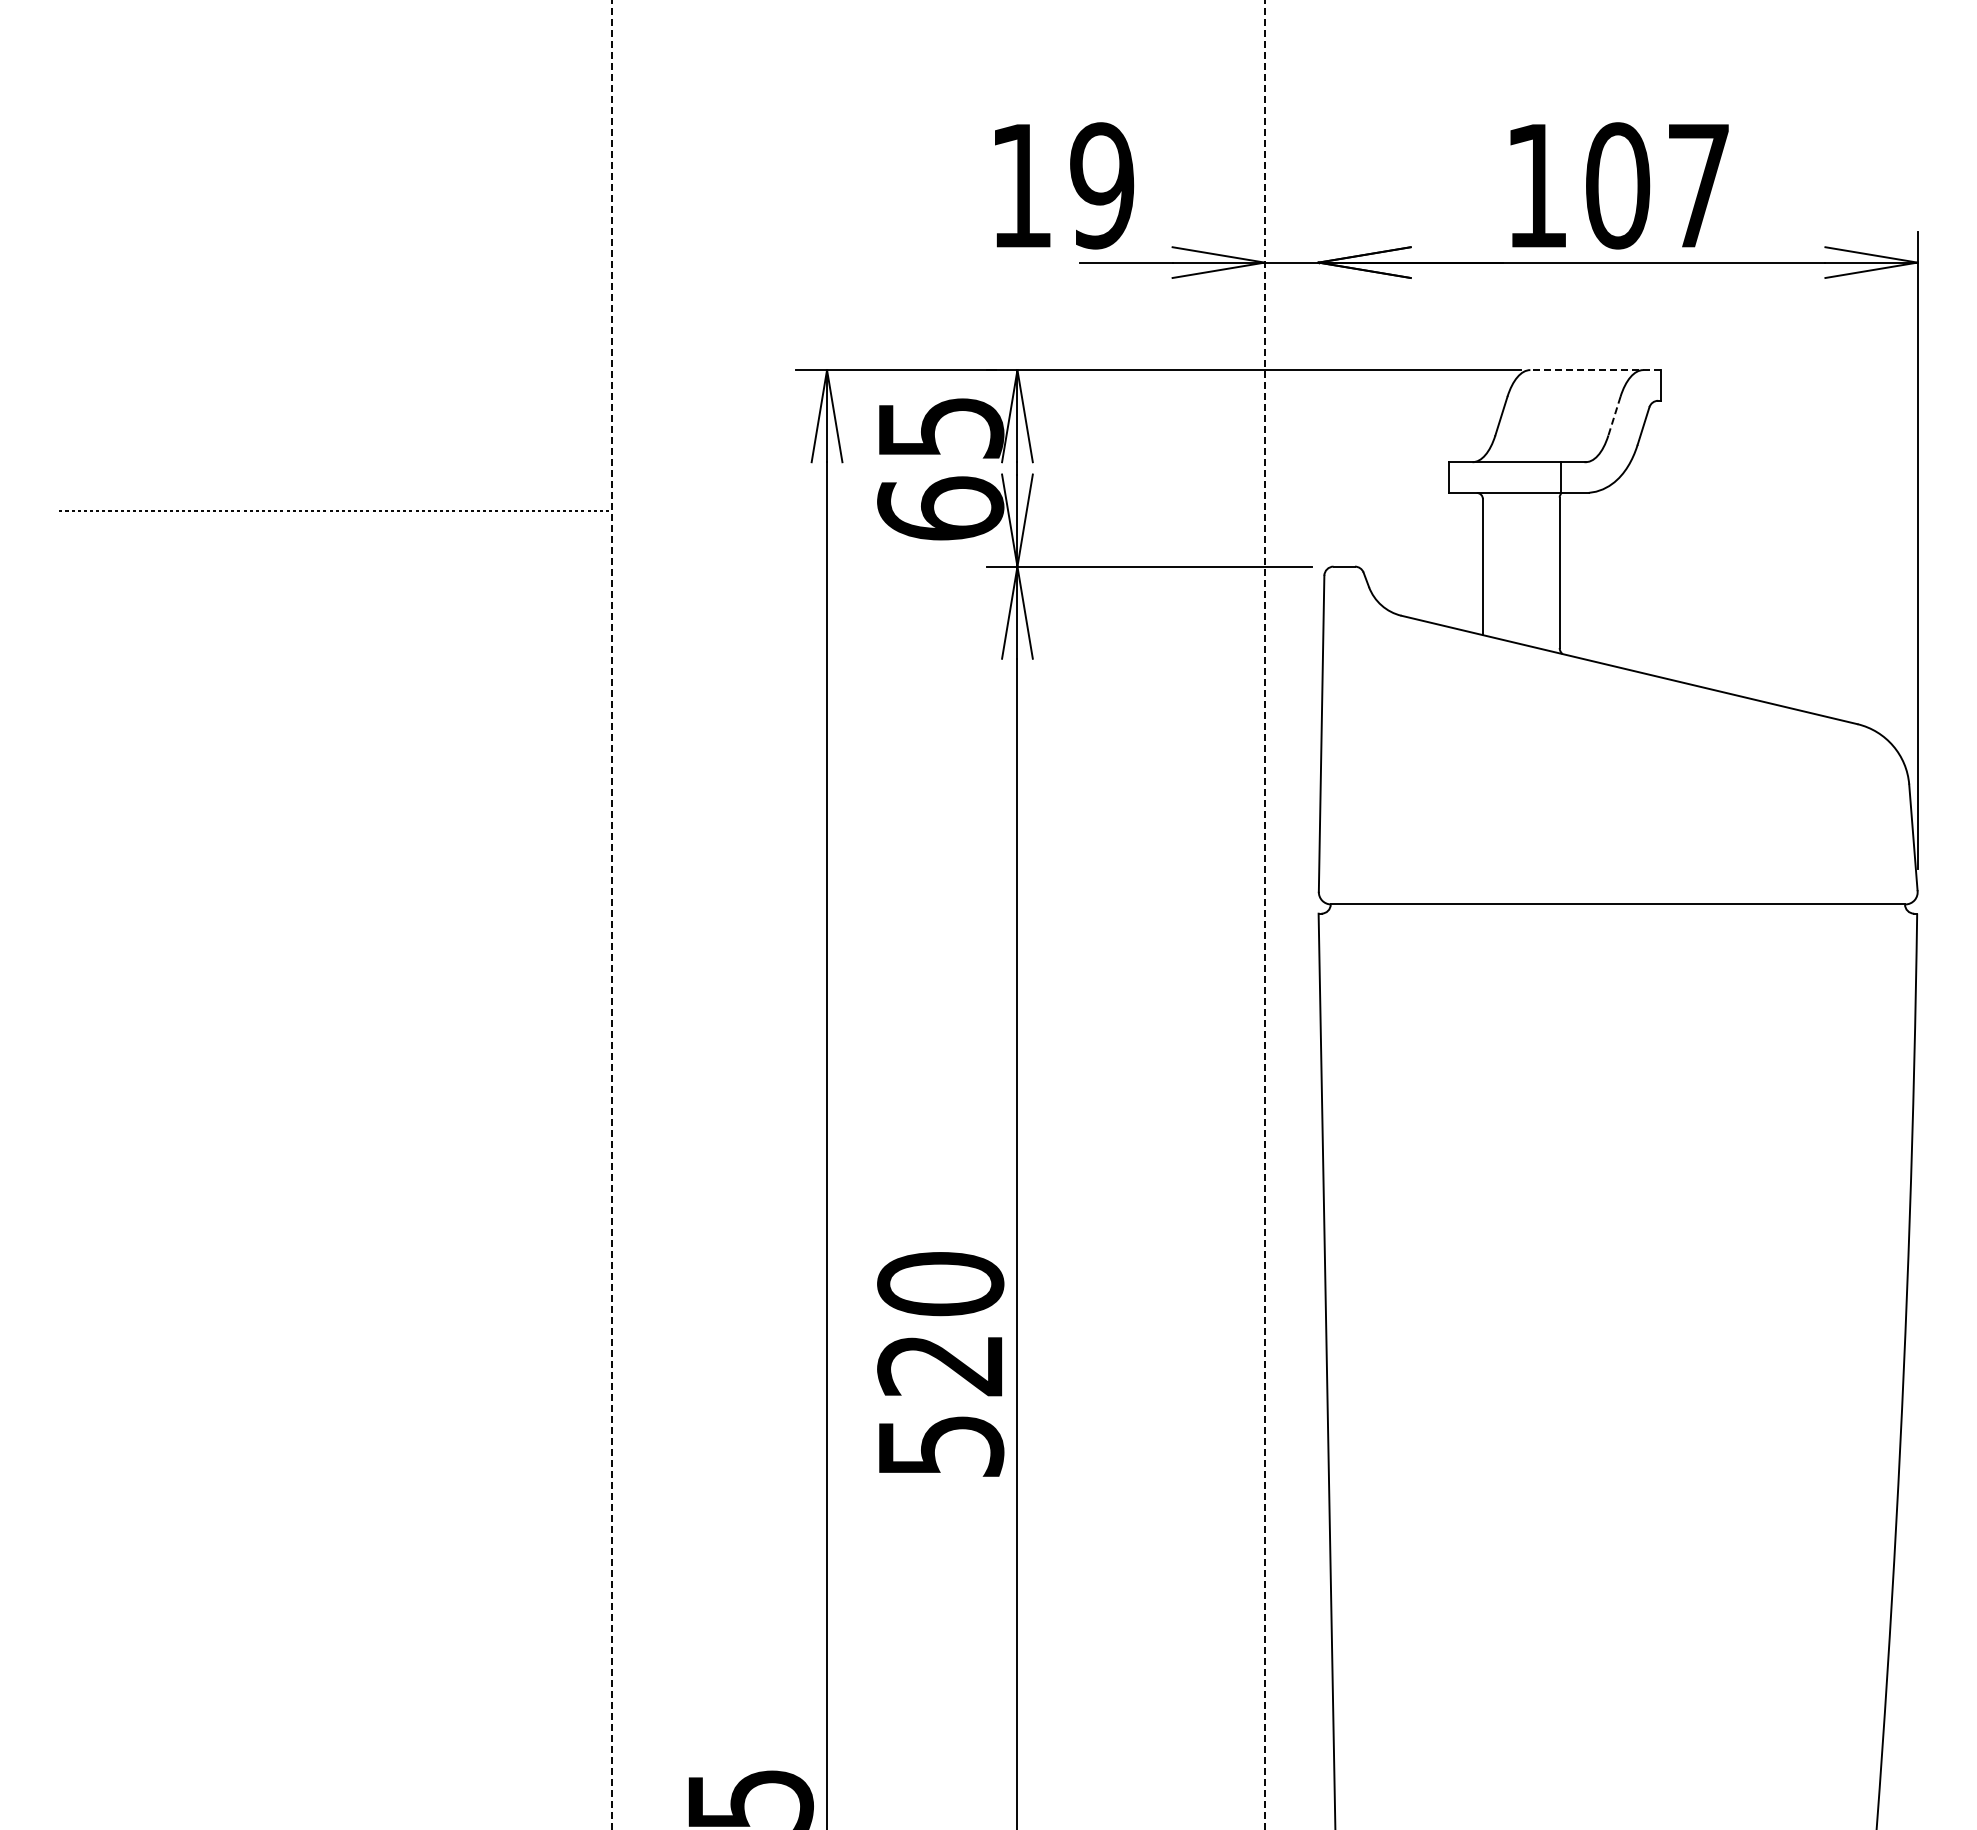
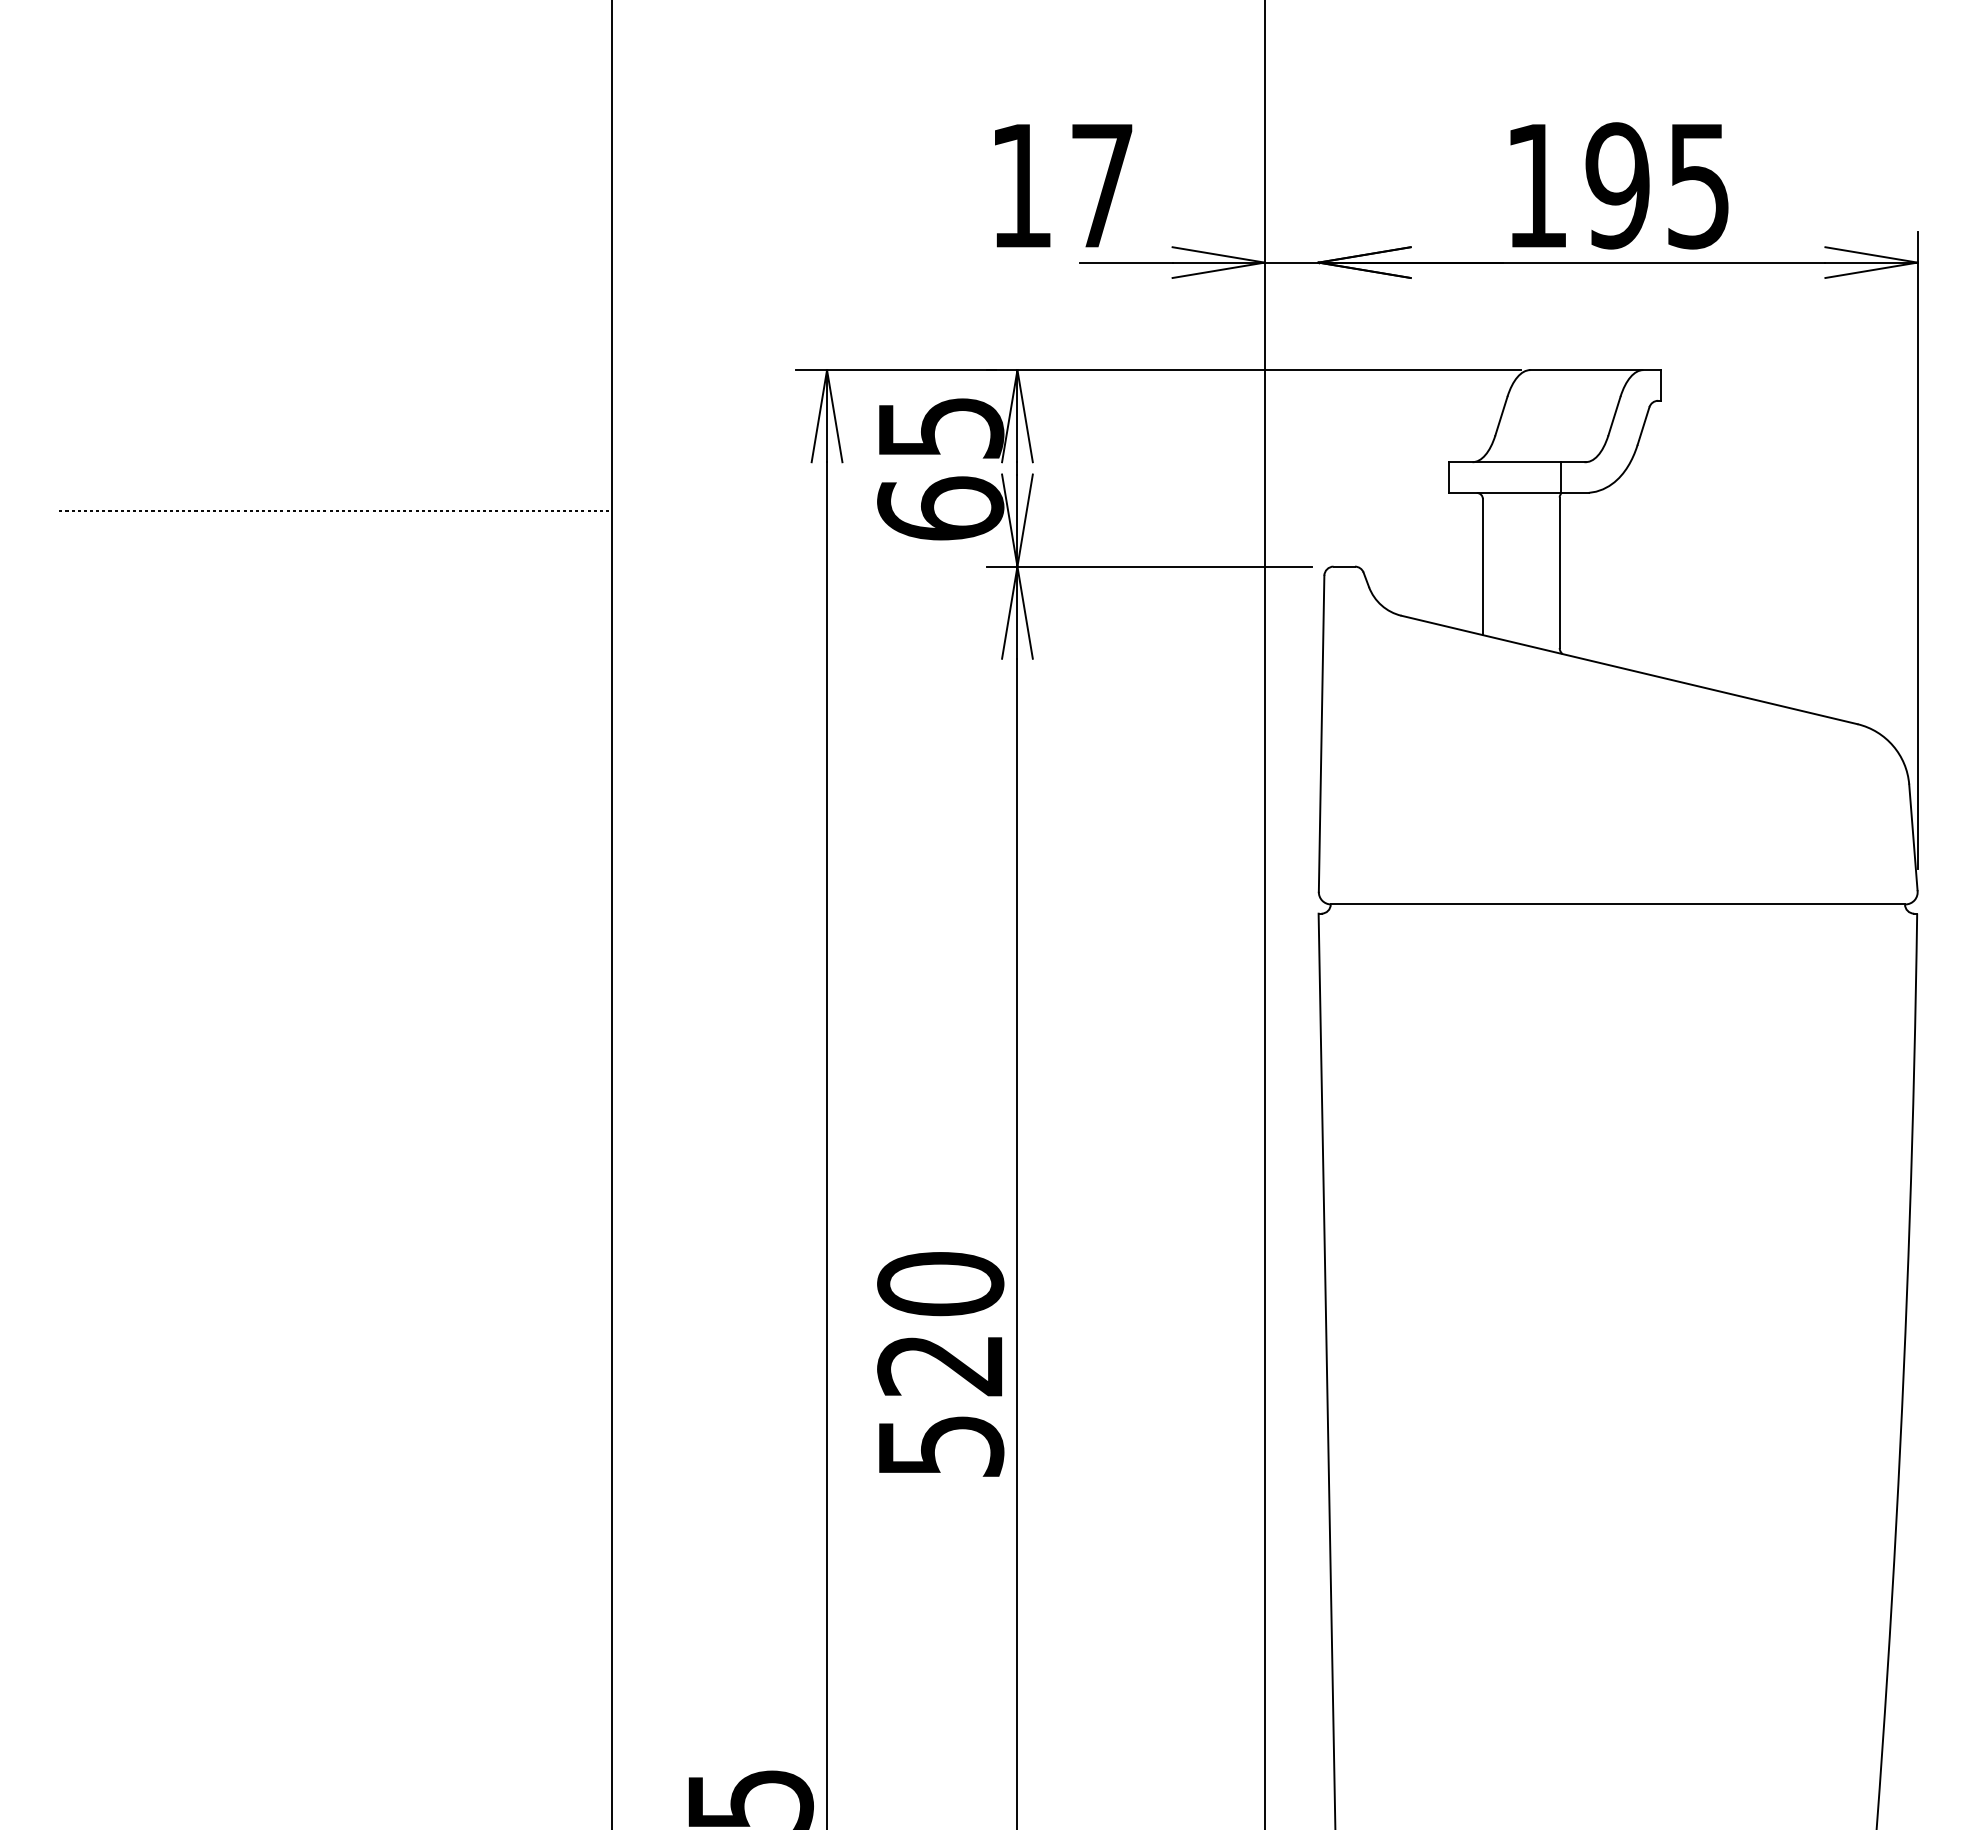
text: 19 -> 17 (1102, 185)
text: 107 -> 195 (1656, 185)
line: dashed -> solid (1595, 370)
line: dashed -> solid (1614, 416)
line: dashed -> solid (612, 914)
line: dashed -> solid (1264, 914)
